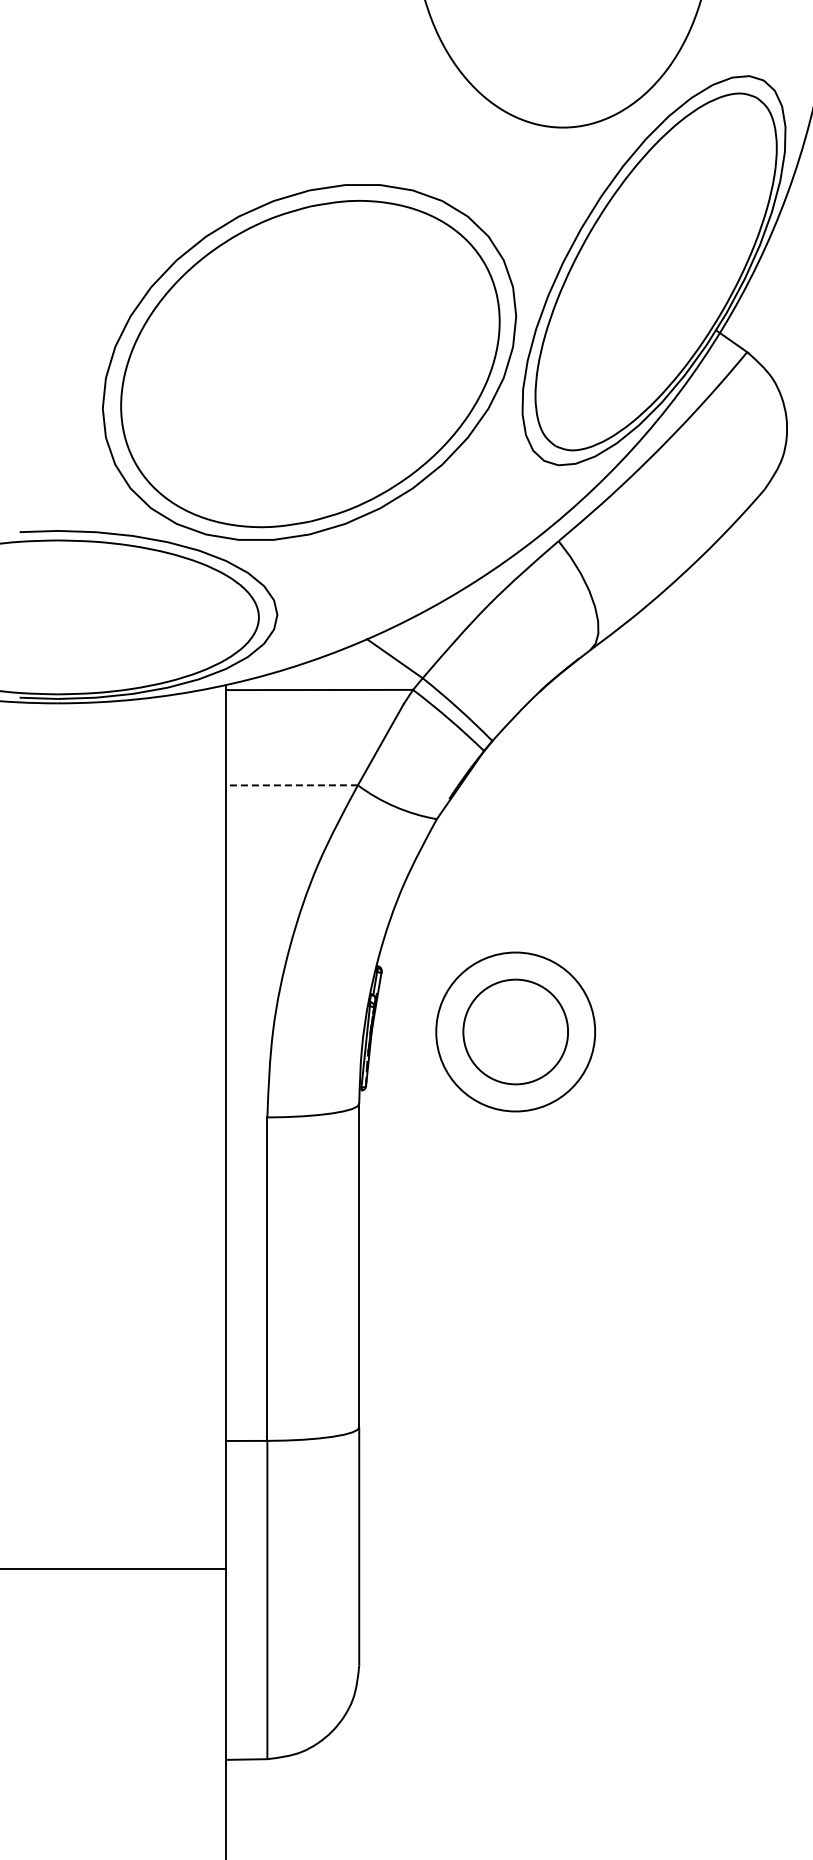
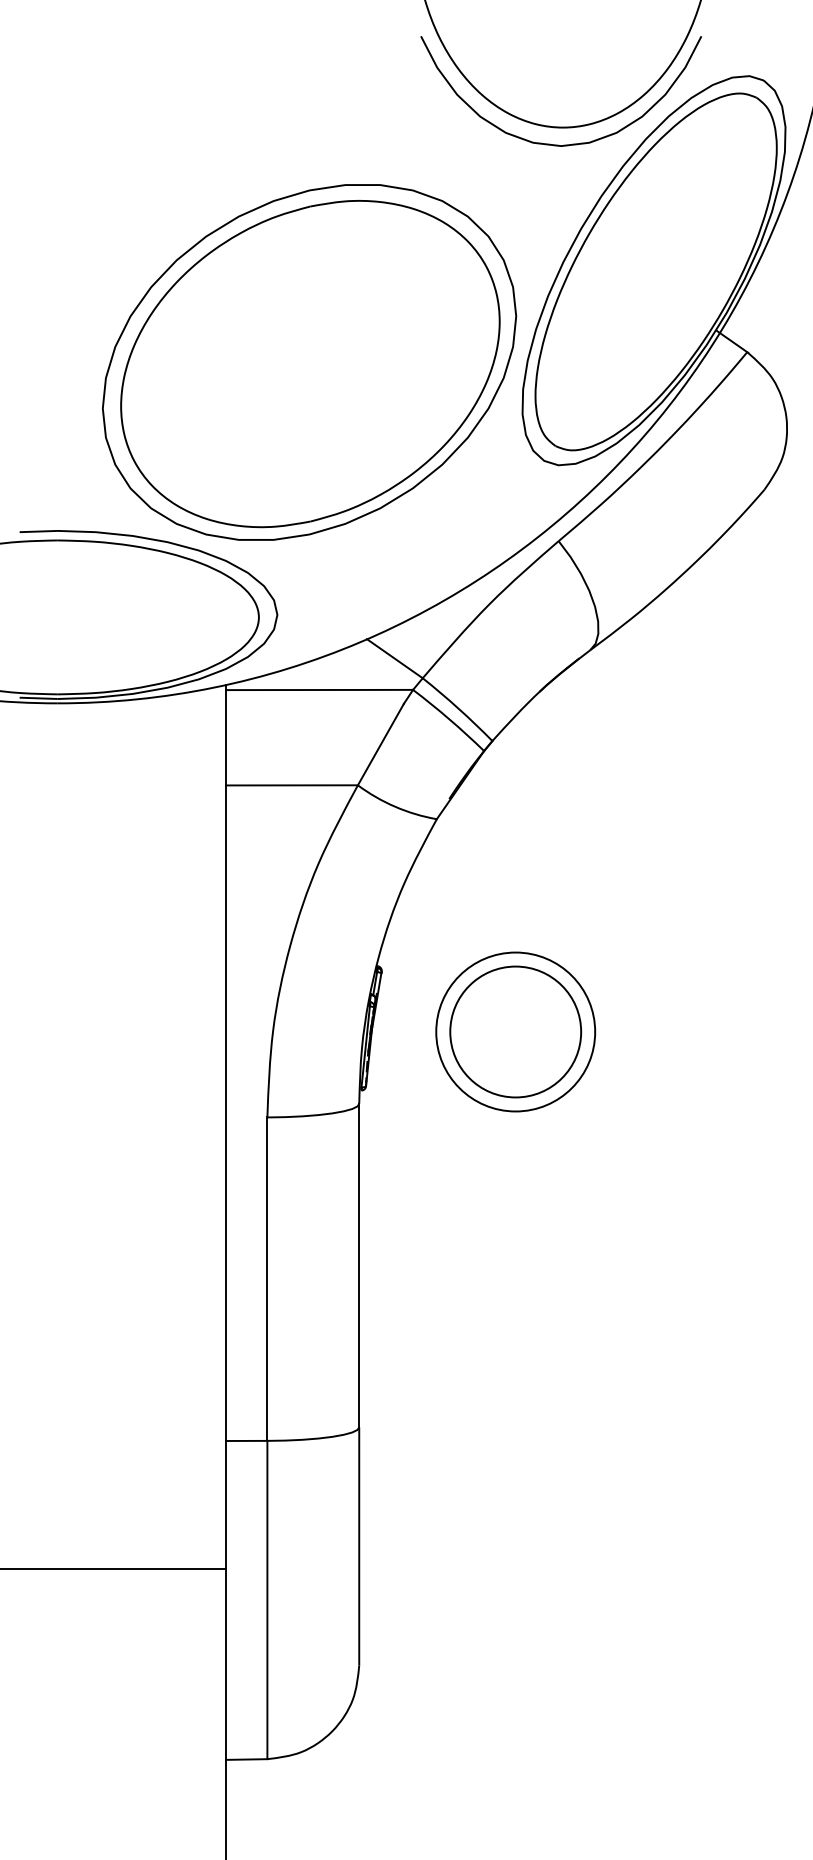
curve: none -> present (550, 143)
line: dashed -> solid (292, 785)
circle diameter: 105 px -> 131 px (515, 1031)
